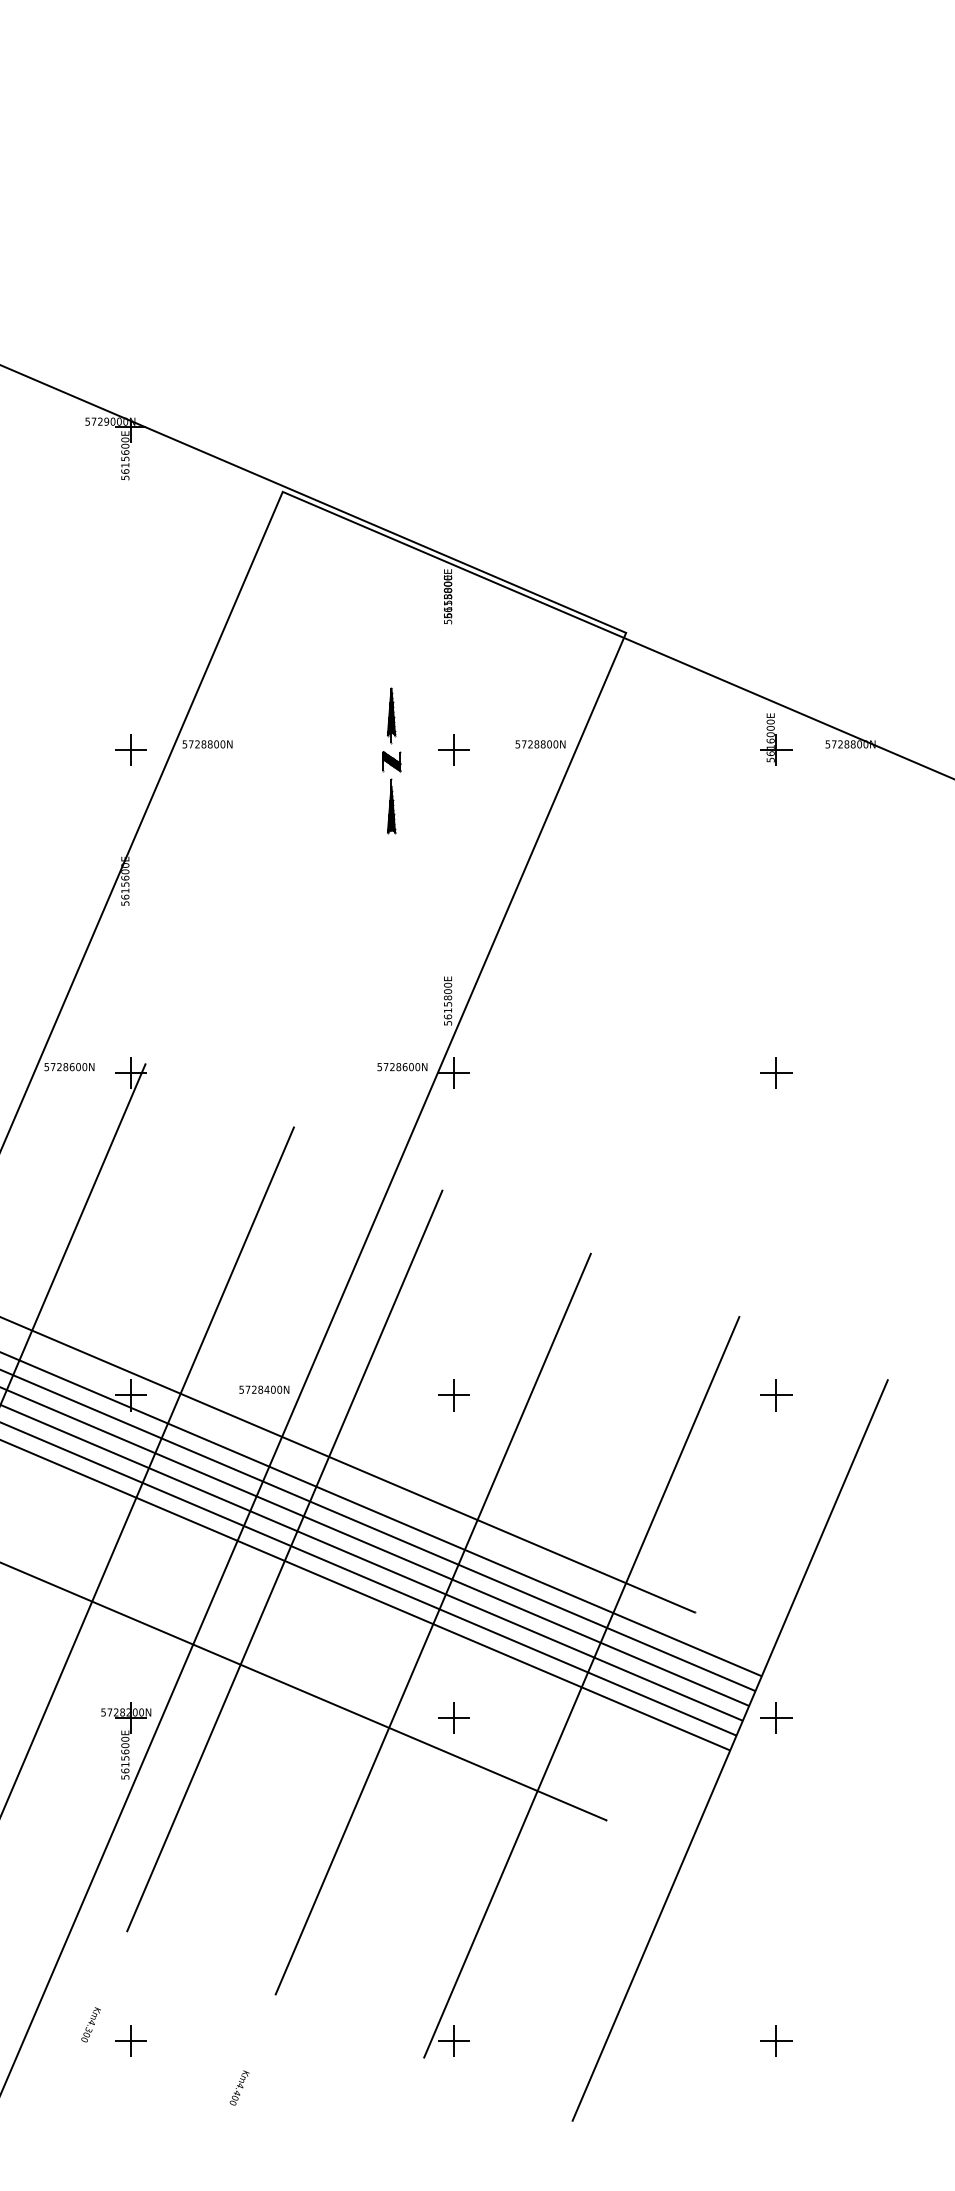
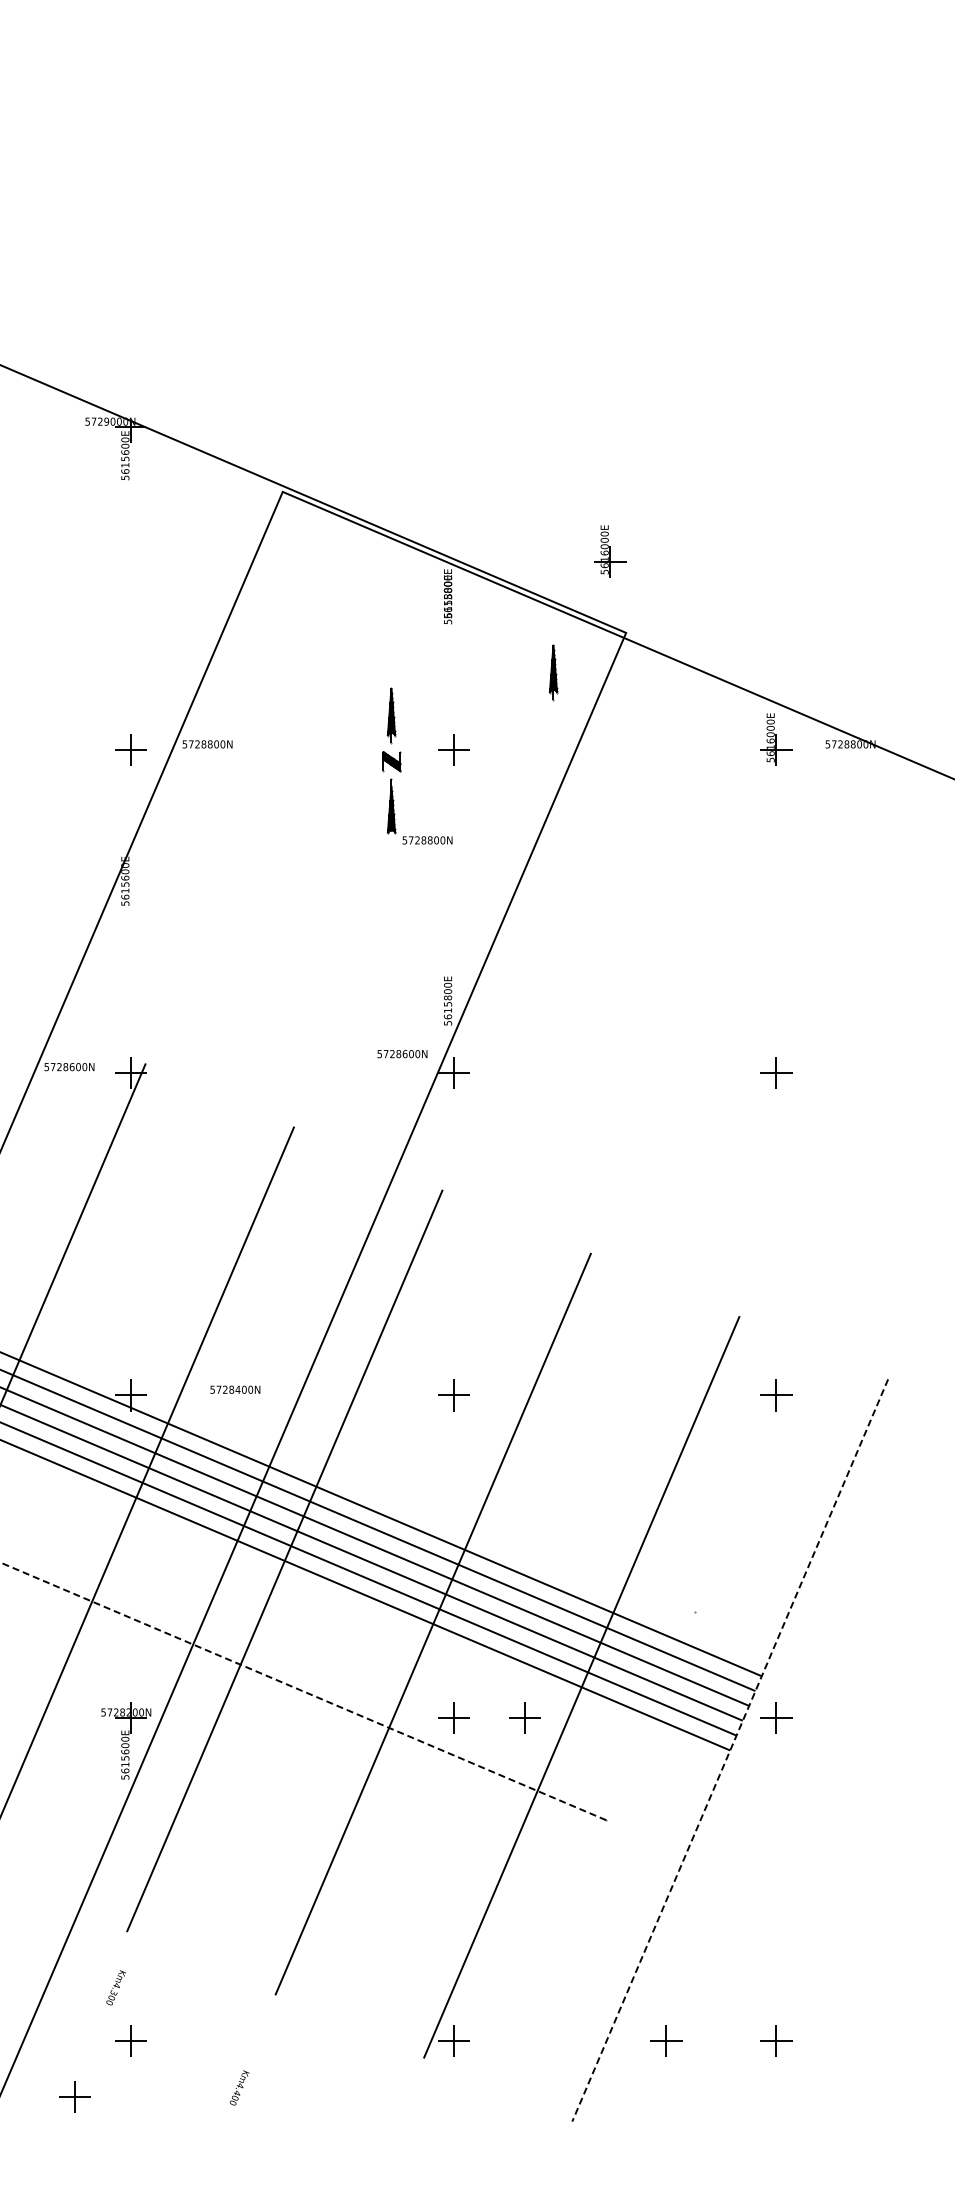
part: none -> present (610, 551)
part: none -> present (553, 672)
text position: (540, 744) -> (427, 840) (427, 840)
text position: (402, 1067) -> (402, 1054) (402, 1054)
text position: (264, 1389) -> (235, 1389) (235, 1389)
line: present -> none (348, 1464)
line: solid -> dashed (303, 1691)
part: none -> present (524, 1717)
line: solid -> dashed (730, 1750)
text position: (90, 2024) -> (115, 1987) (115, 1987)
part: none -> present (666, 2040)
part: none -> present (74, 2096)
